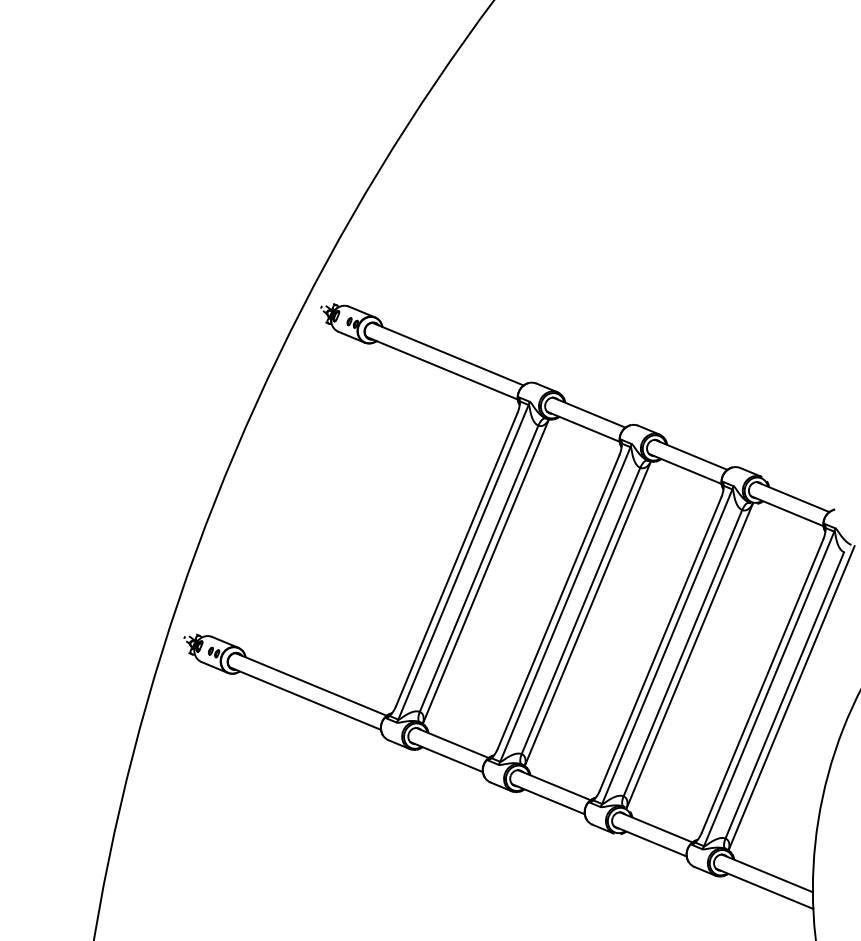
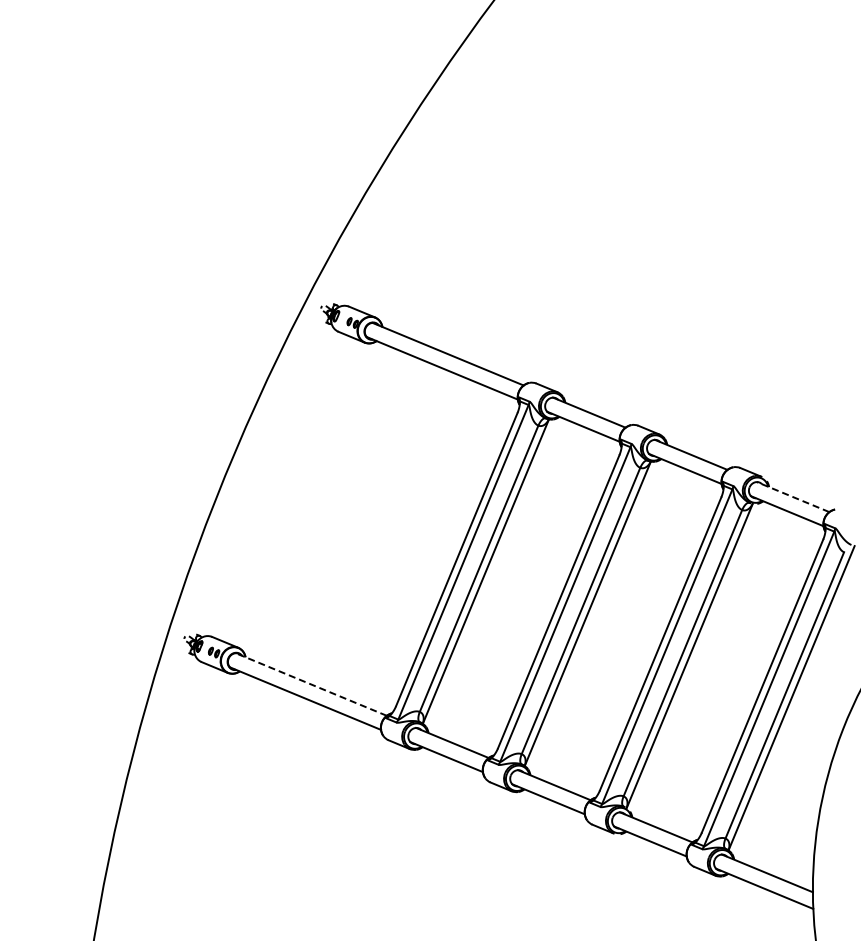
line: solid -> dashed (792, 496)
line: solid -> dashed (311, 684)
